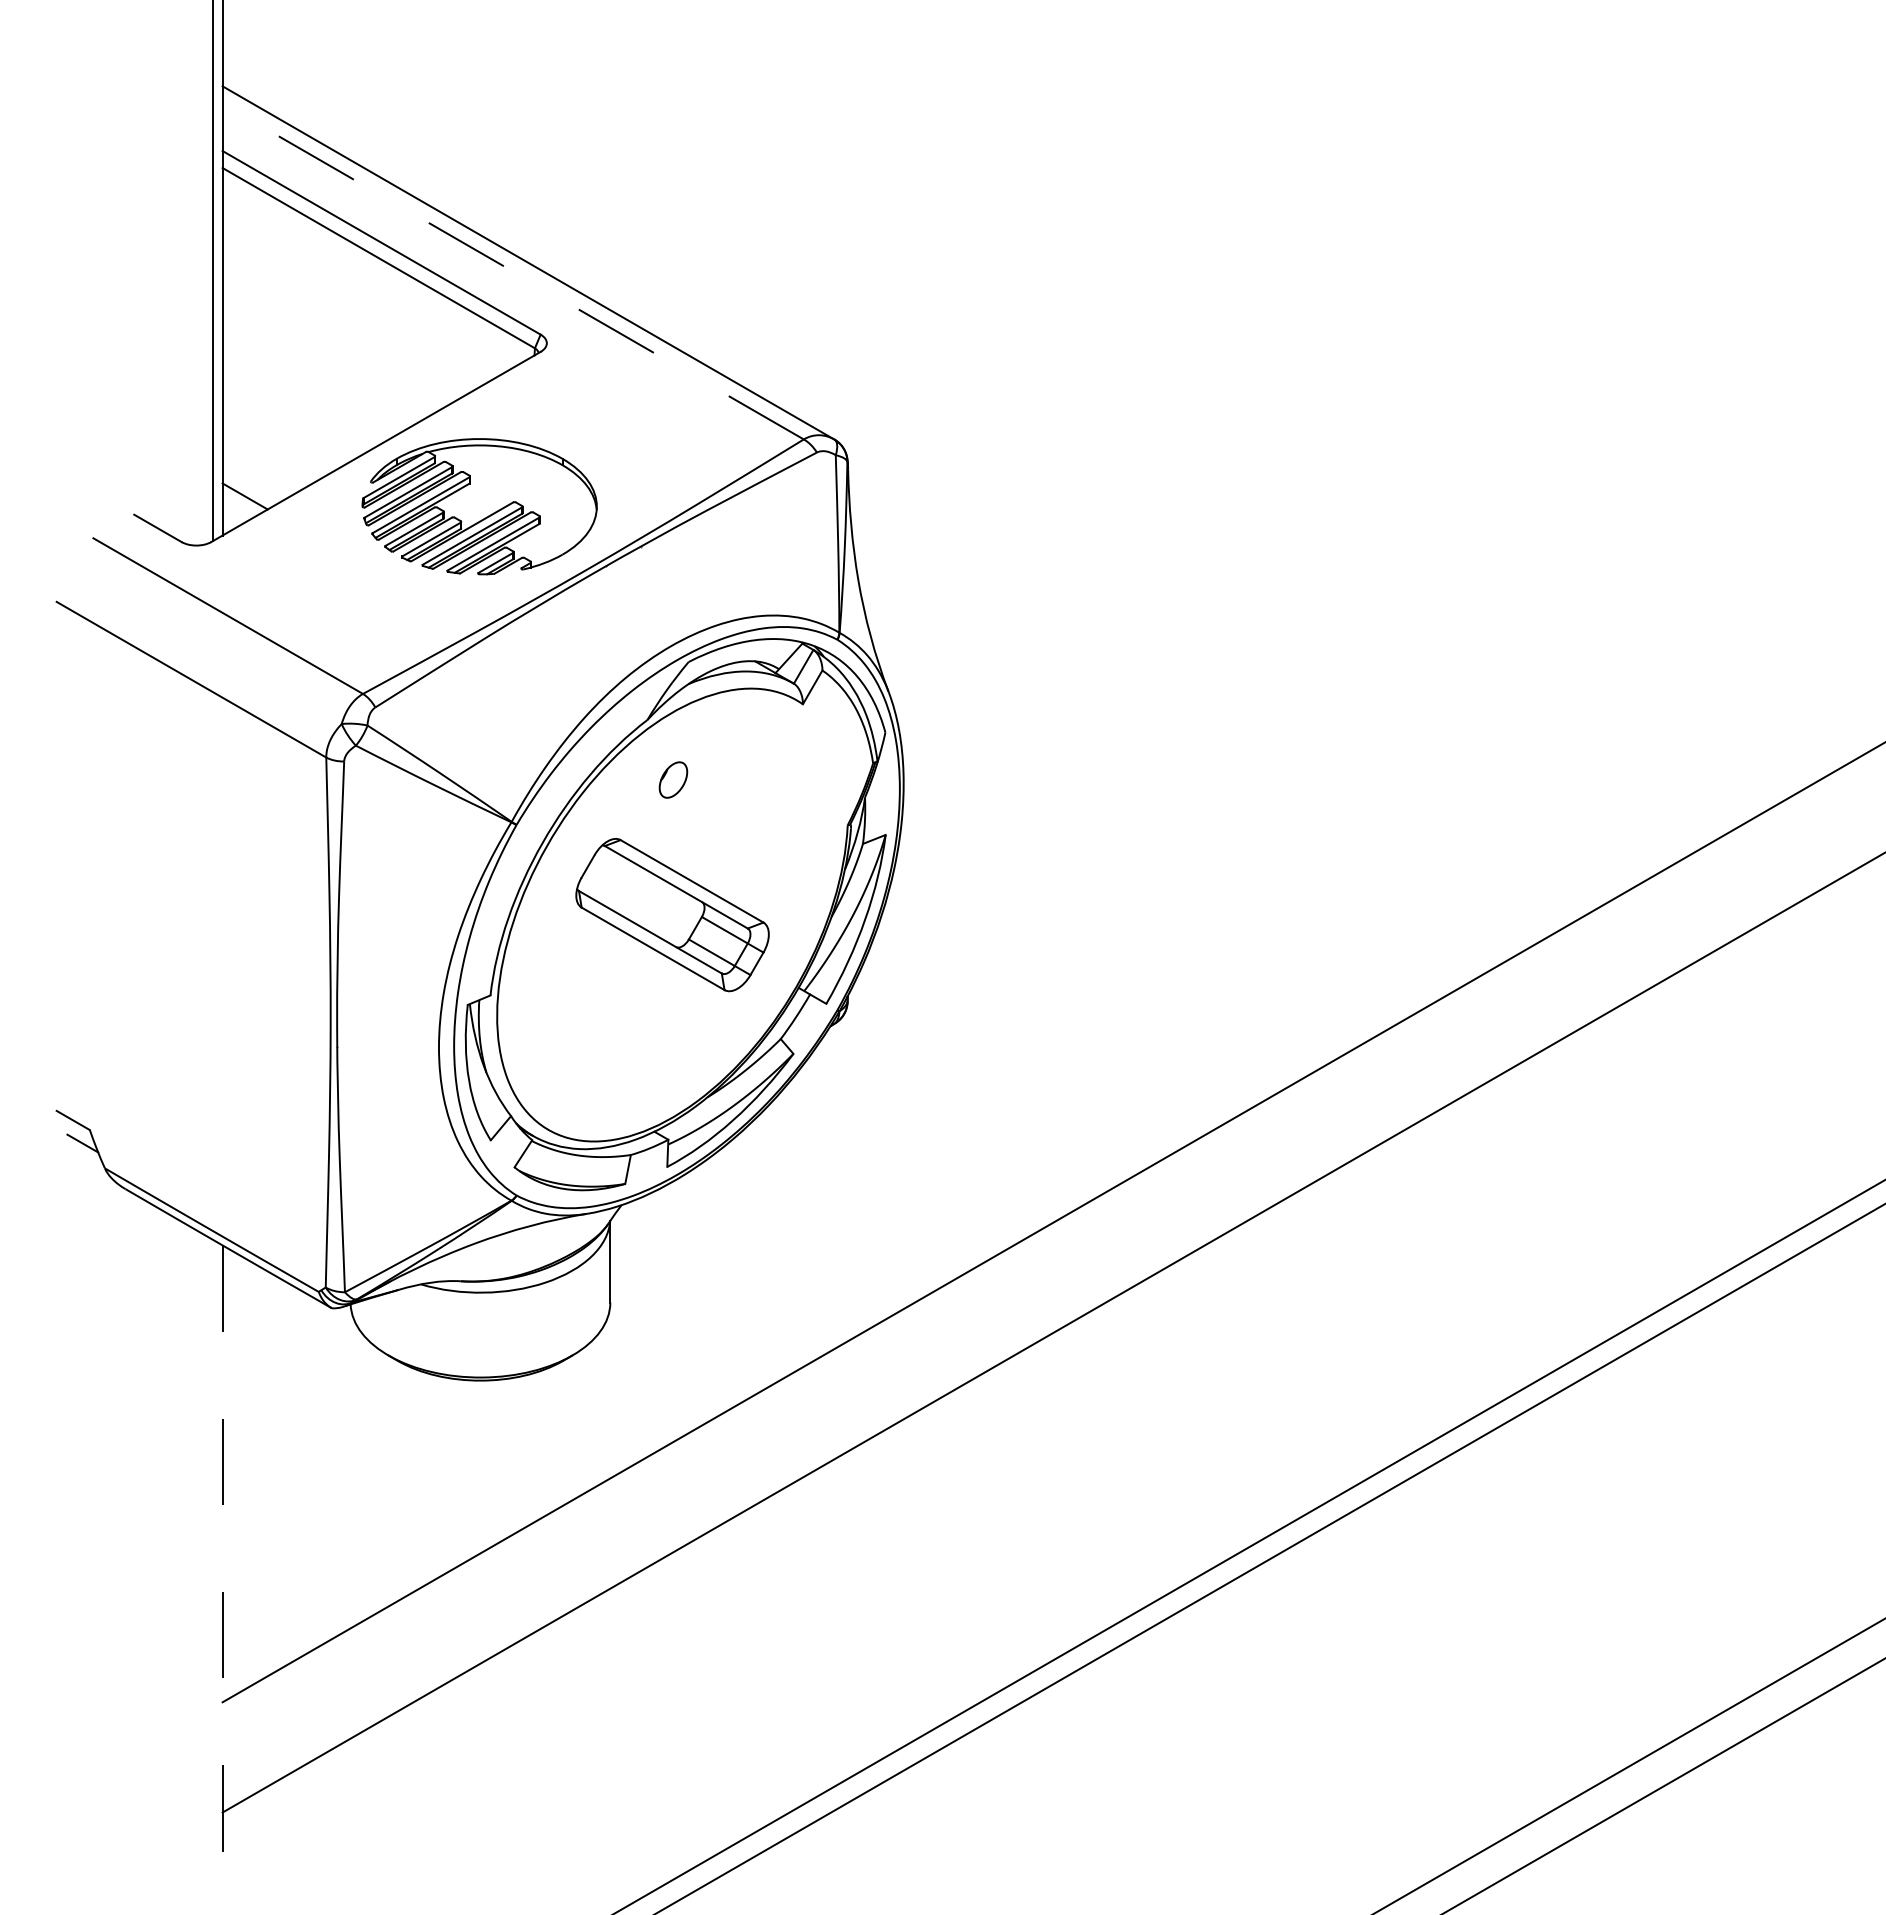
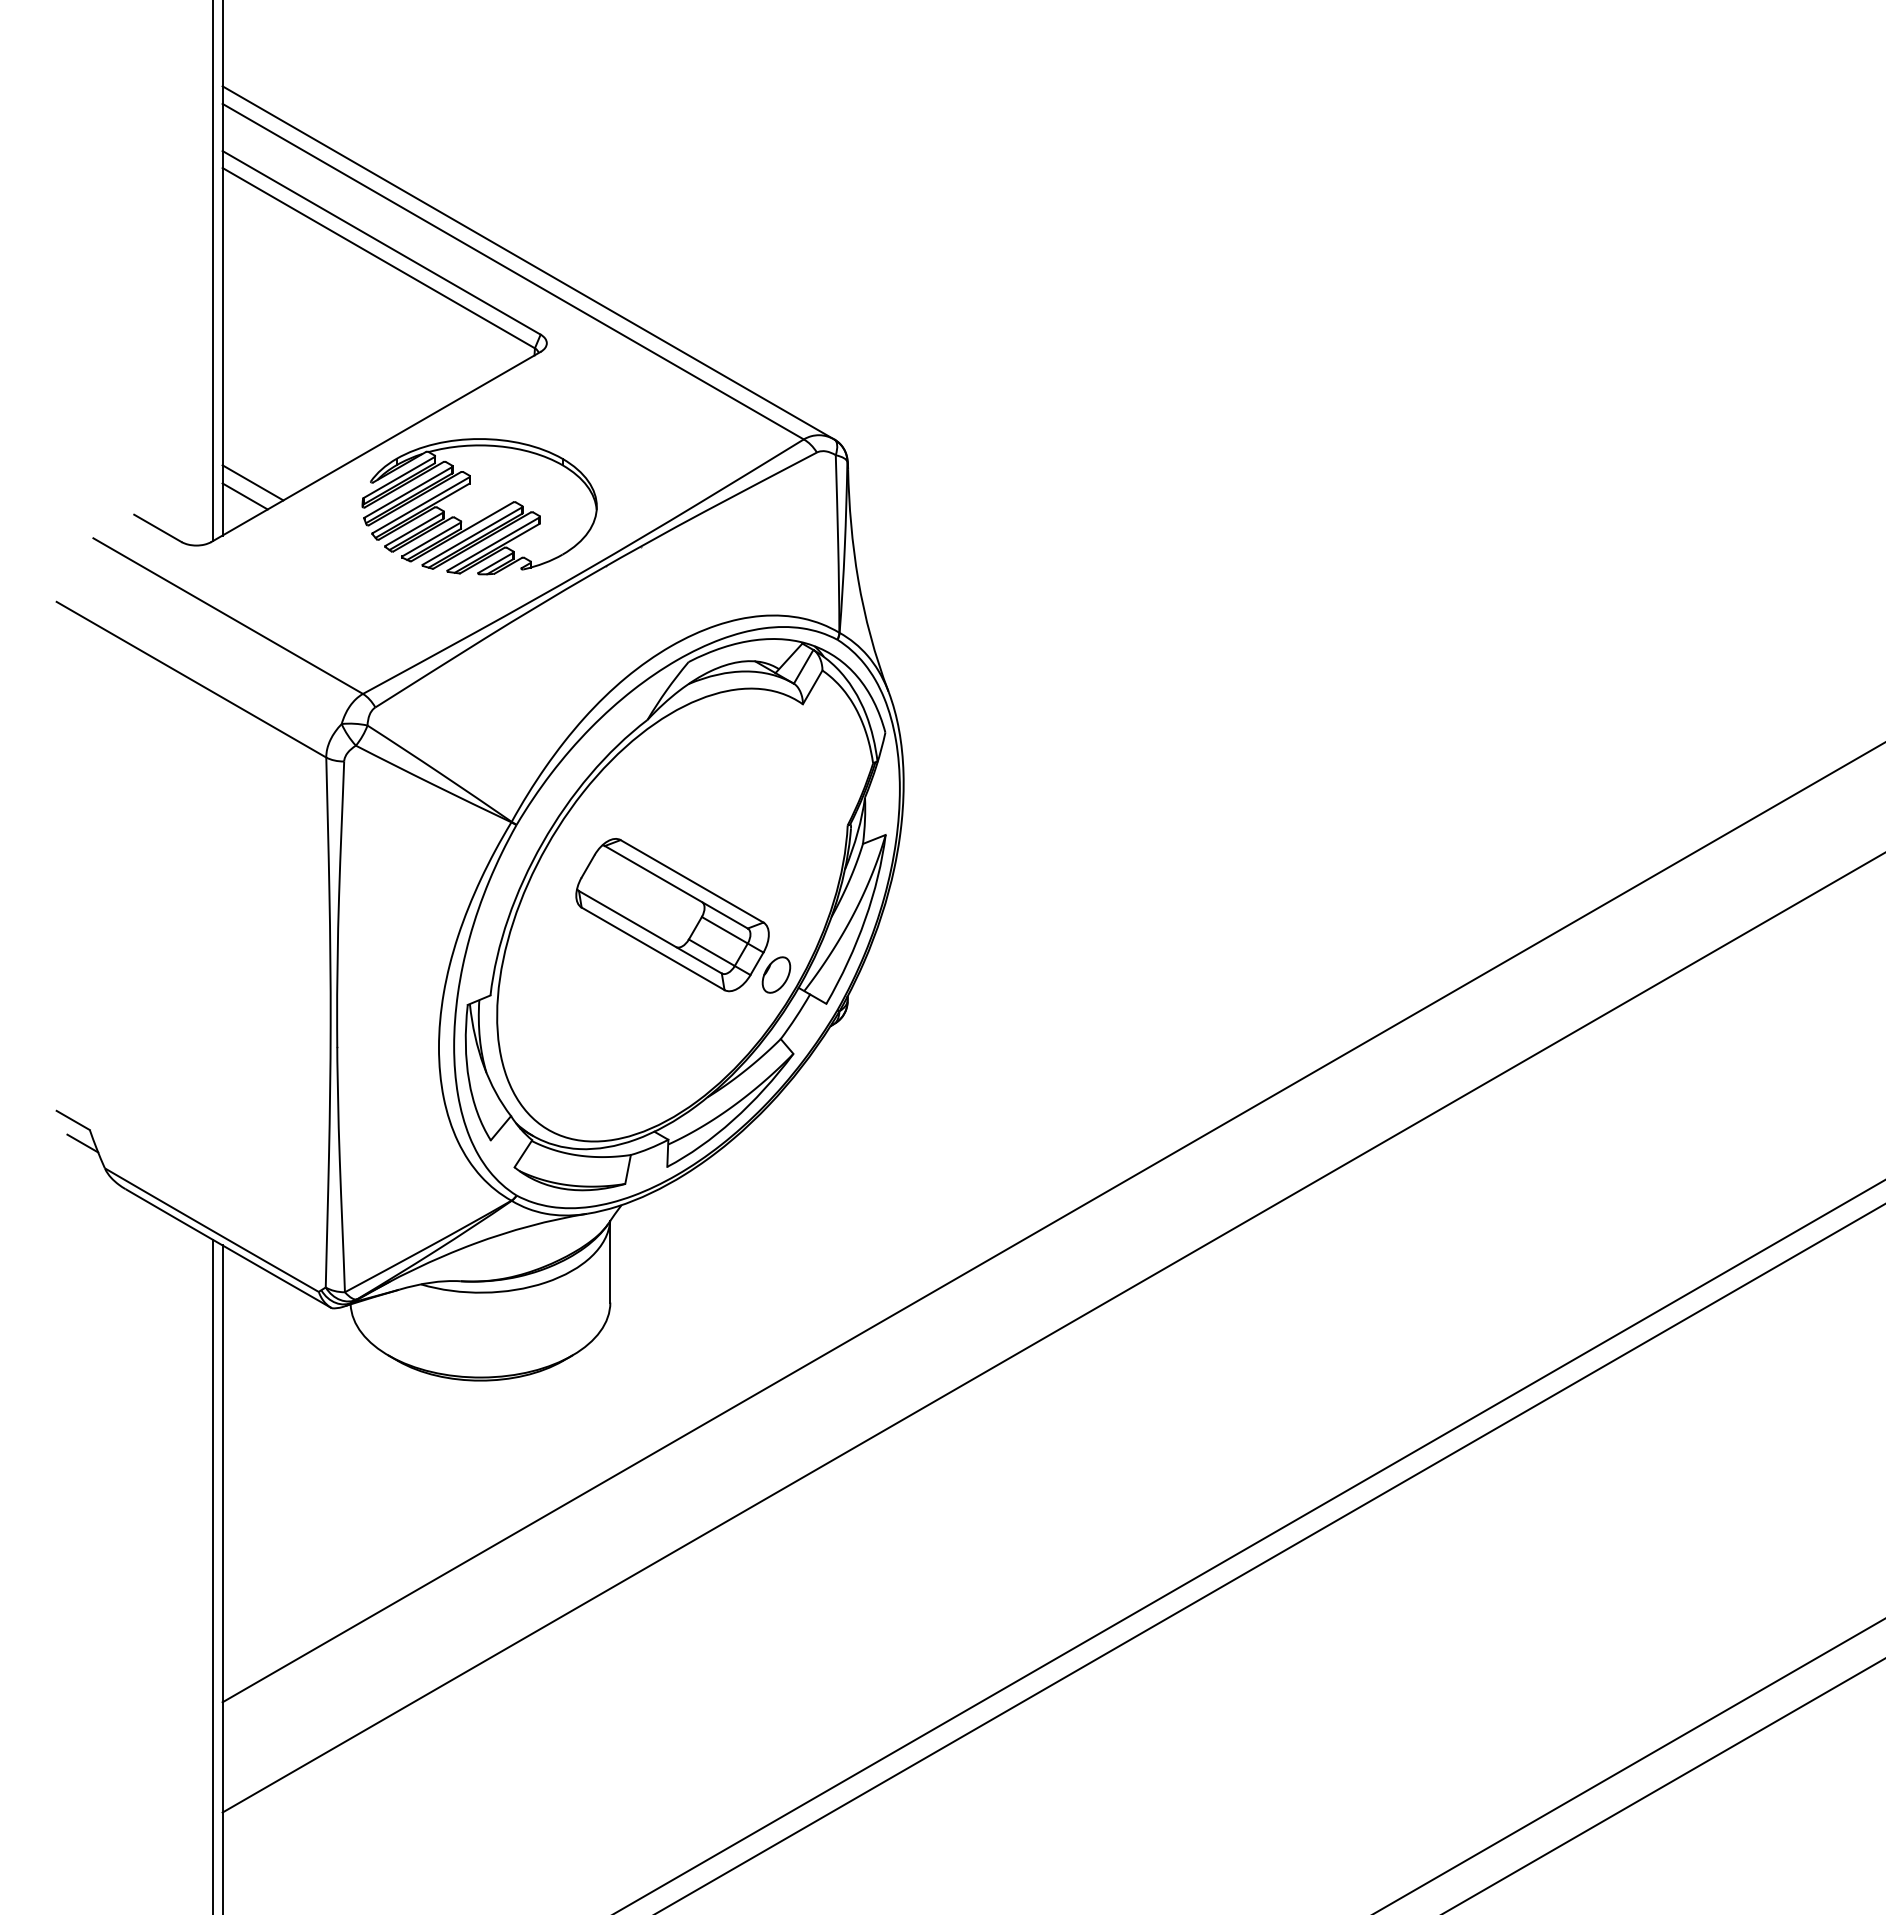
line: dashed -> solid (513, 271)
line: none -> present (252, 482)
part position: (673, 779) -> (776, 974) (776, 974)
line: none -> present (212, 1575)
line: dashed -> solid (222, 1580)
